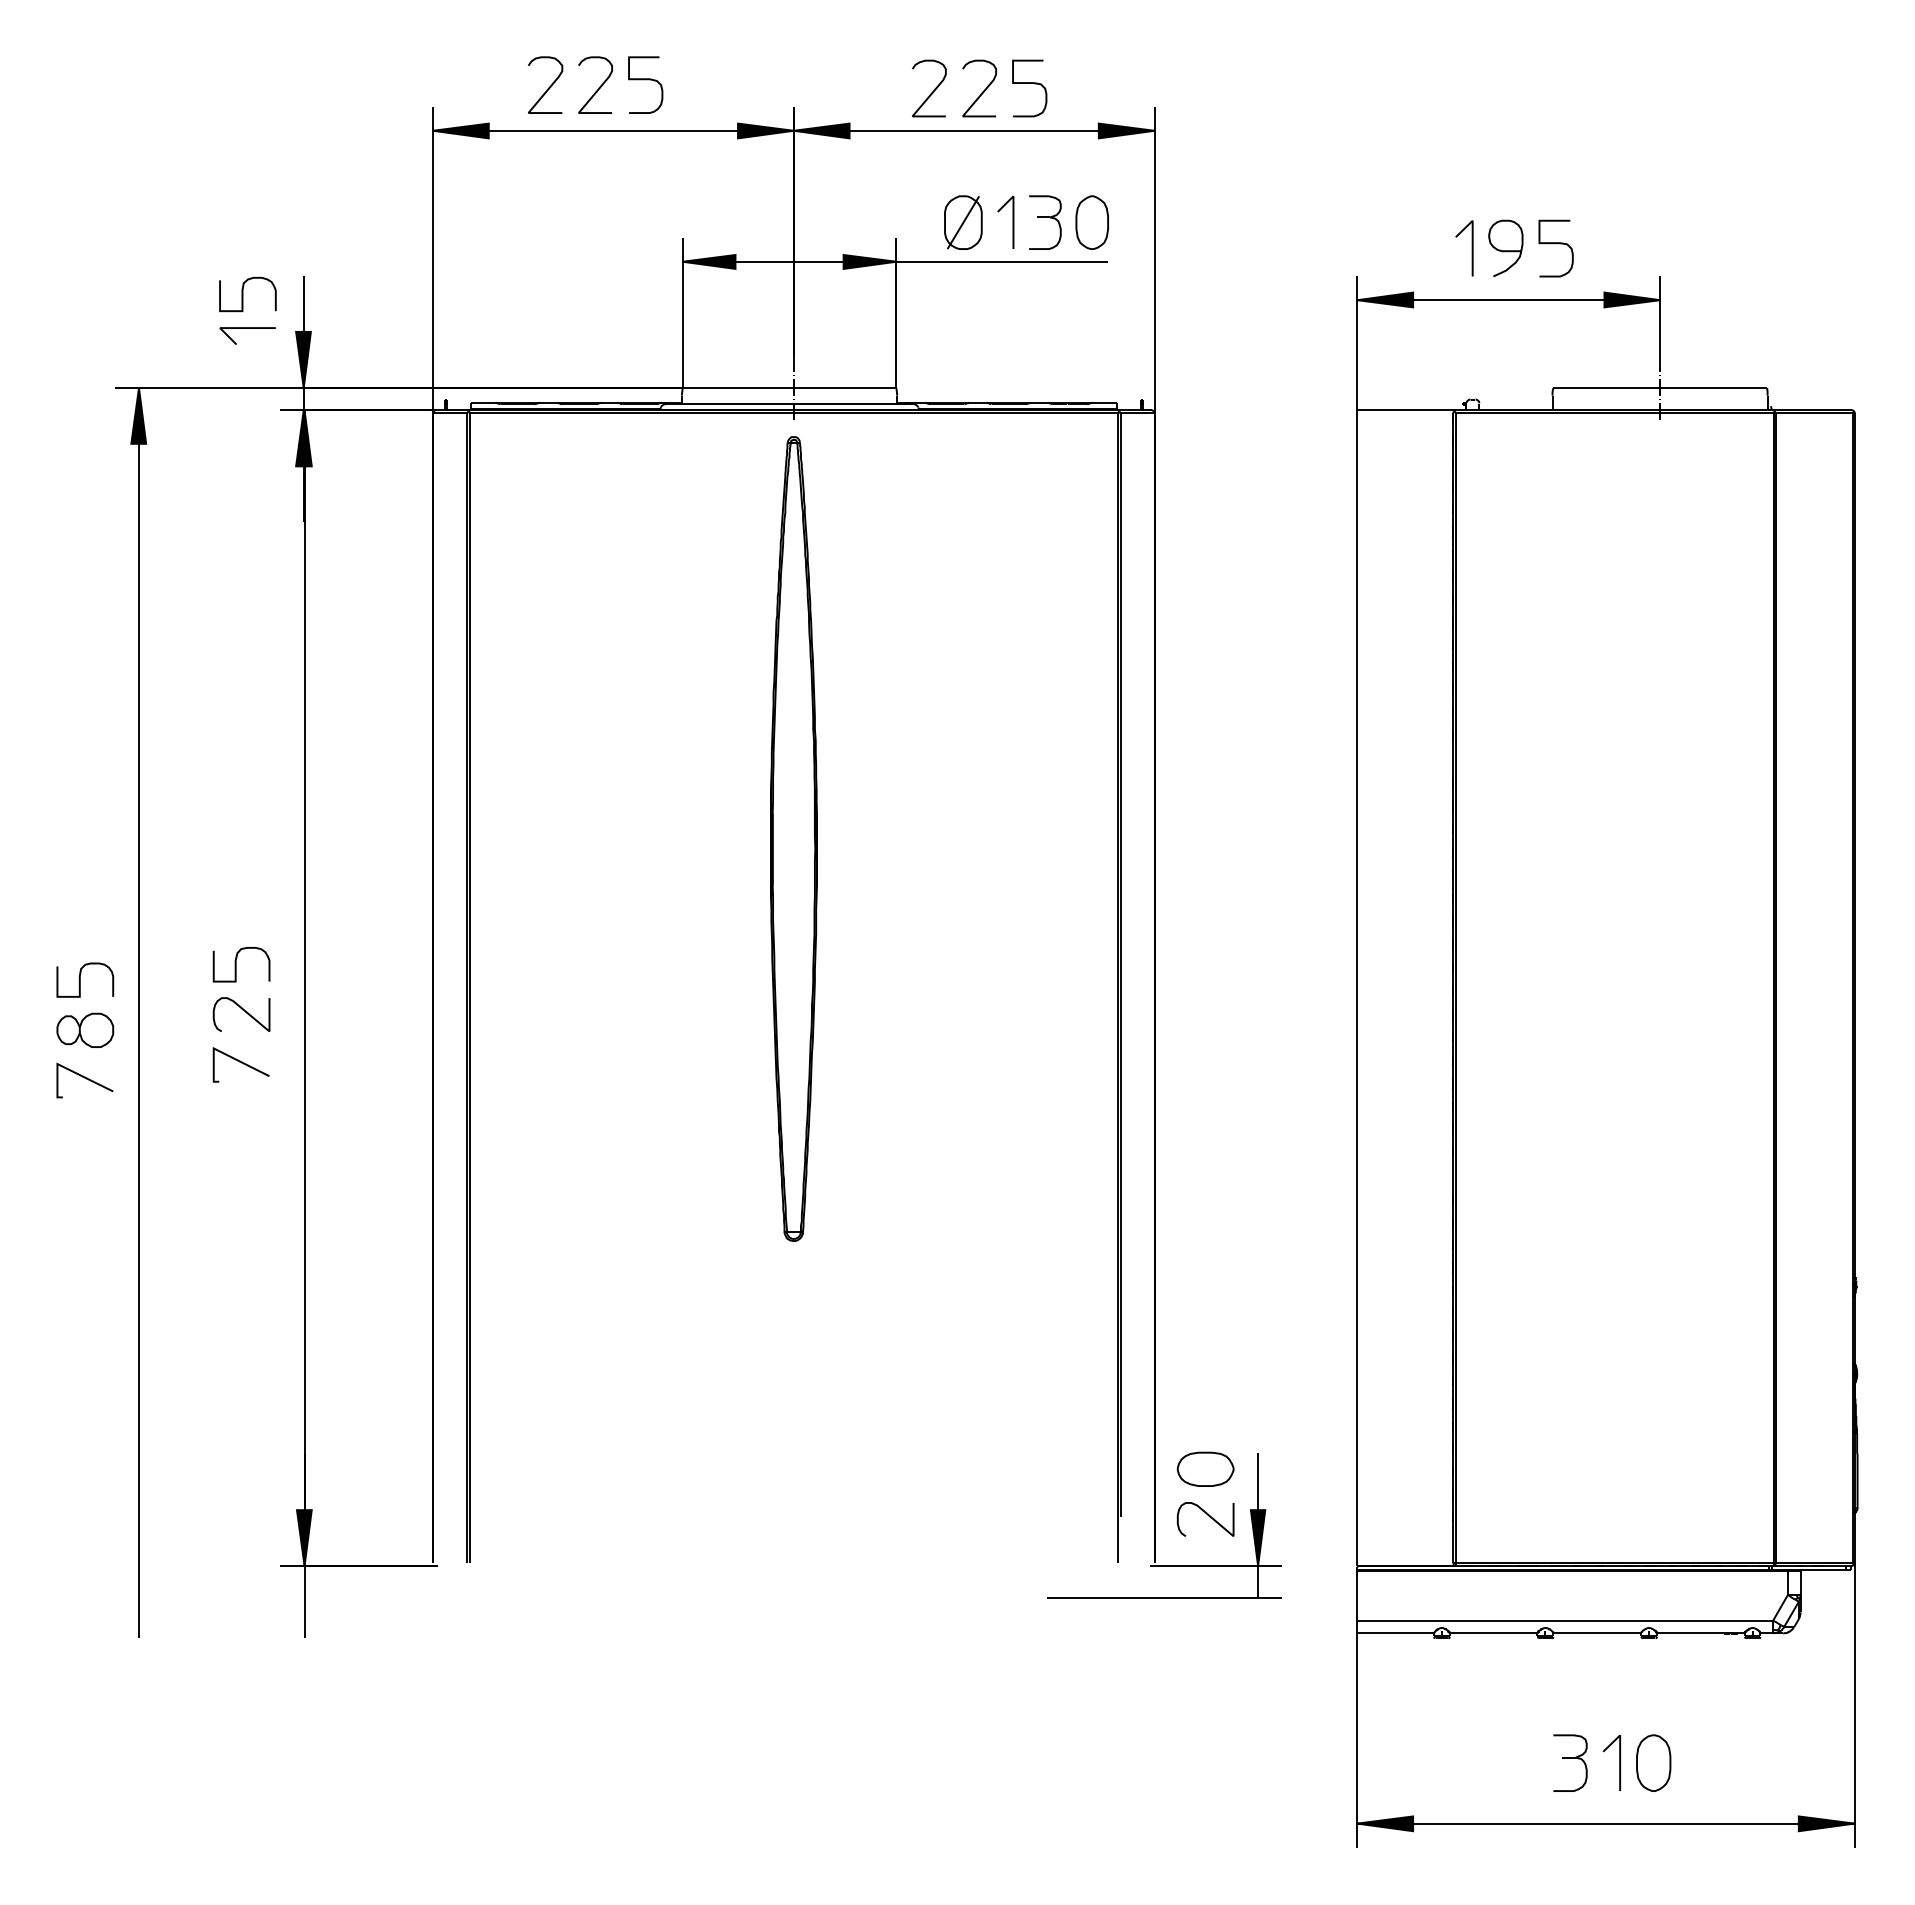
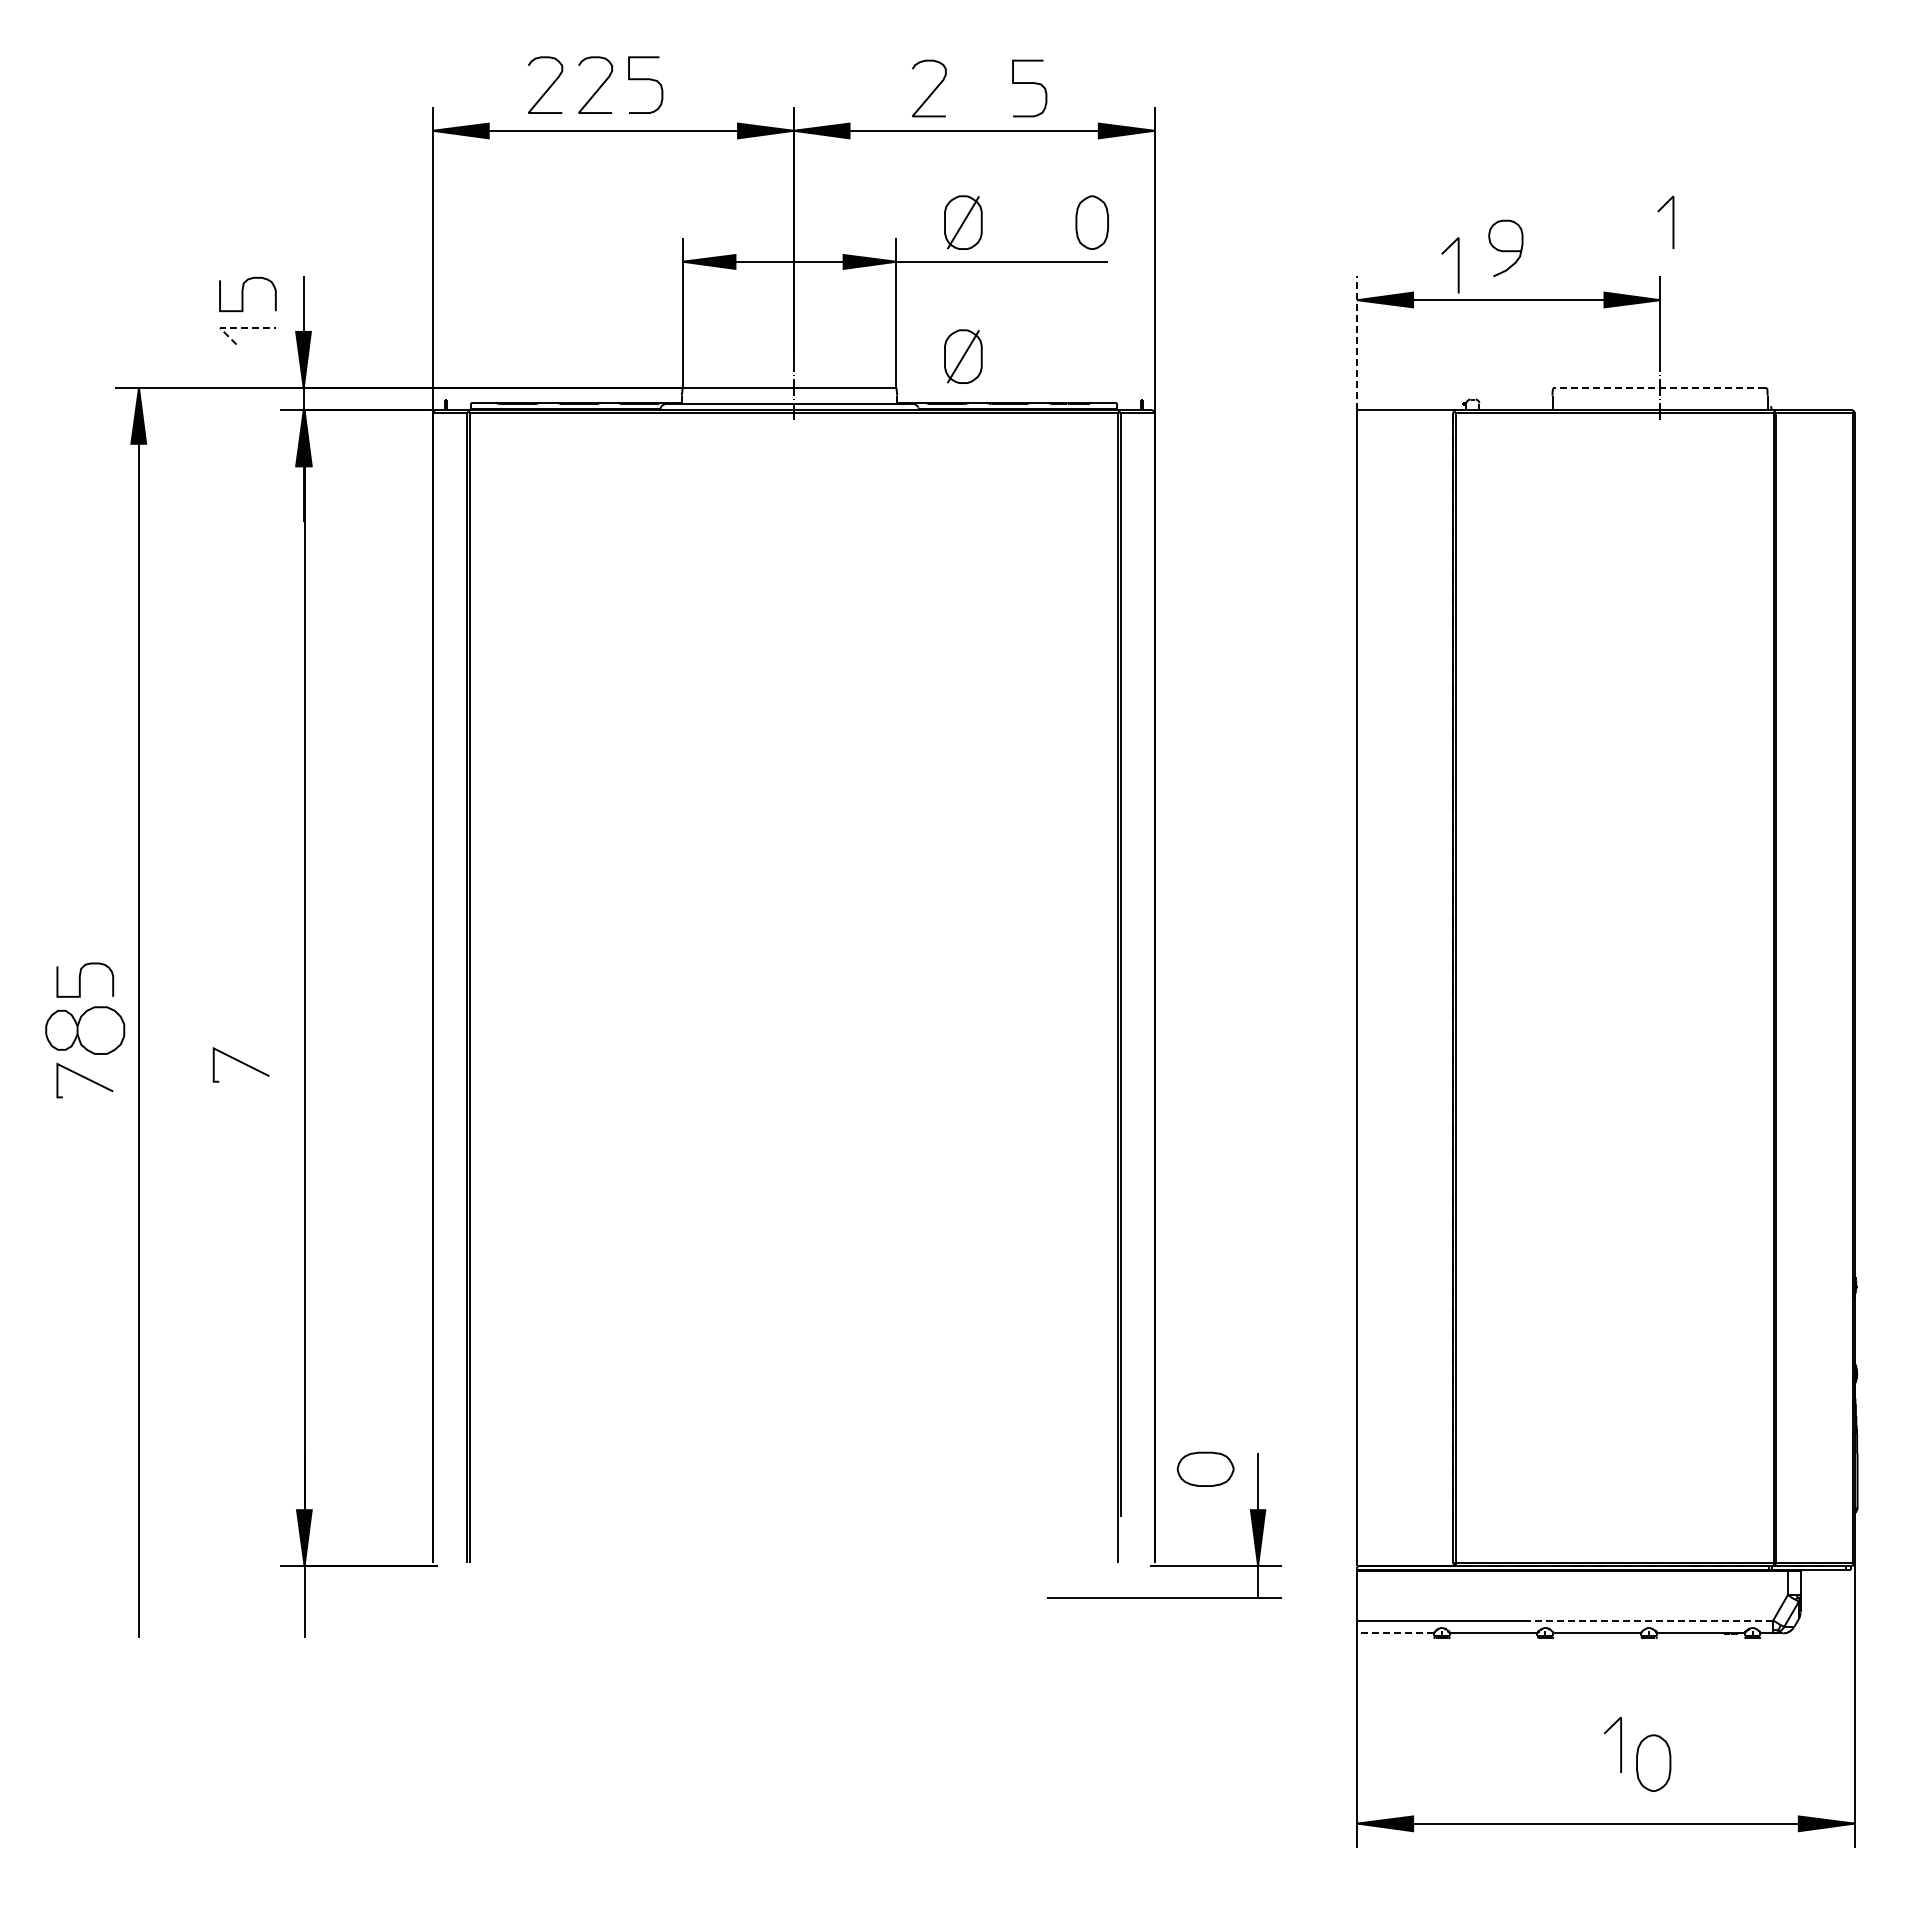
curve: present -> none (982, 91)
line position: (1012, 221) -> (1672, 221) (1672, 221)
part: present -> none (1045, 222)
curve: present -> none (1555, 244)
line position: (1471, 248) -> (1457, 265) (1457, 265)
line: solid -> dashed (236, 328)
line: solid -> dashed (1357, 342)
part: none -> present (963, 356)
line: solid -> dashed (1659, 388)
part: present -> none (793, 838)
curve: present -> none (236, 964)
curve: present -> none (242, 1010)
part size: 59x36 px -> 81x49 px (85, 1030)
curve: present -> none (1208, 1516)
line: solid -> dashed (1651, 1620)
line: solid -> dashed (1395, 1633)
part: present -> none (1570, 1762)
line position: (1619, 1762) -> (1620, 1744) (1620, 1744)
